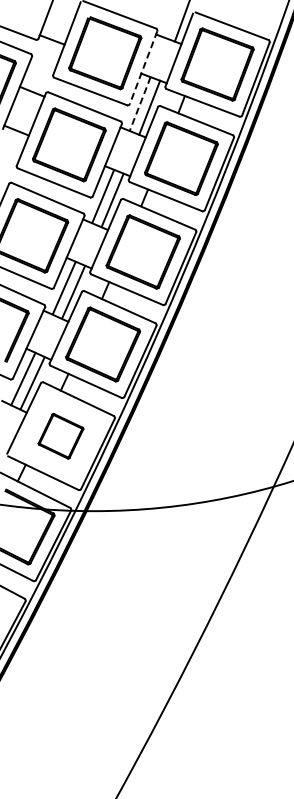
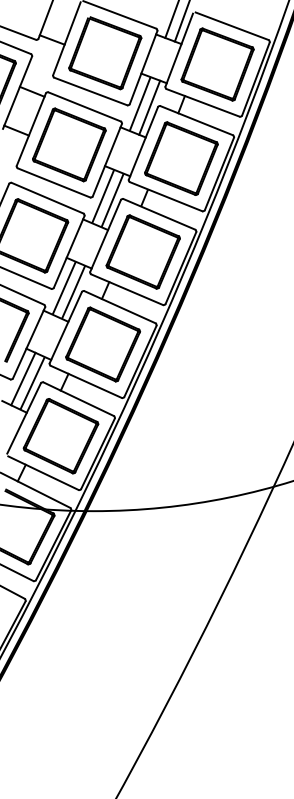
line: none -> present (171, 19)
line: dashed -> solid (143, 67)
line: dashed -> solid (140, 104)
part size: 48x47 px -> 78x77 px (60, 436)
